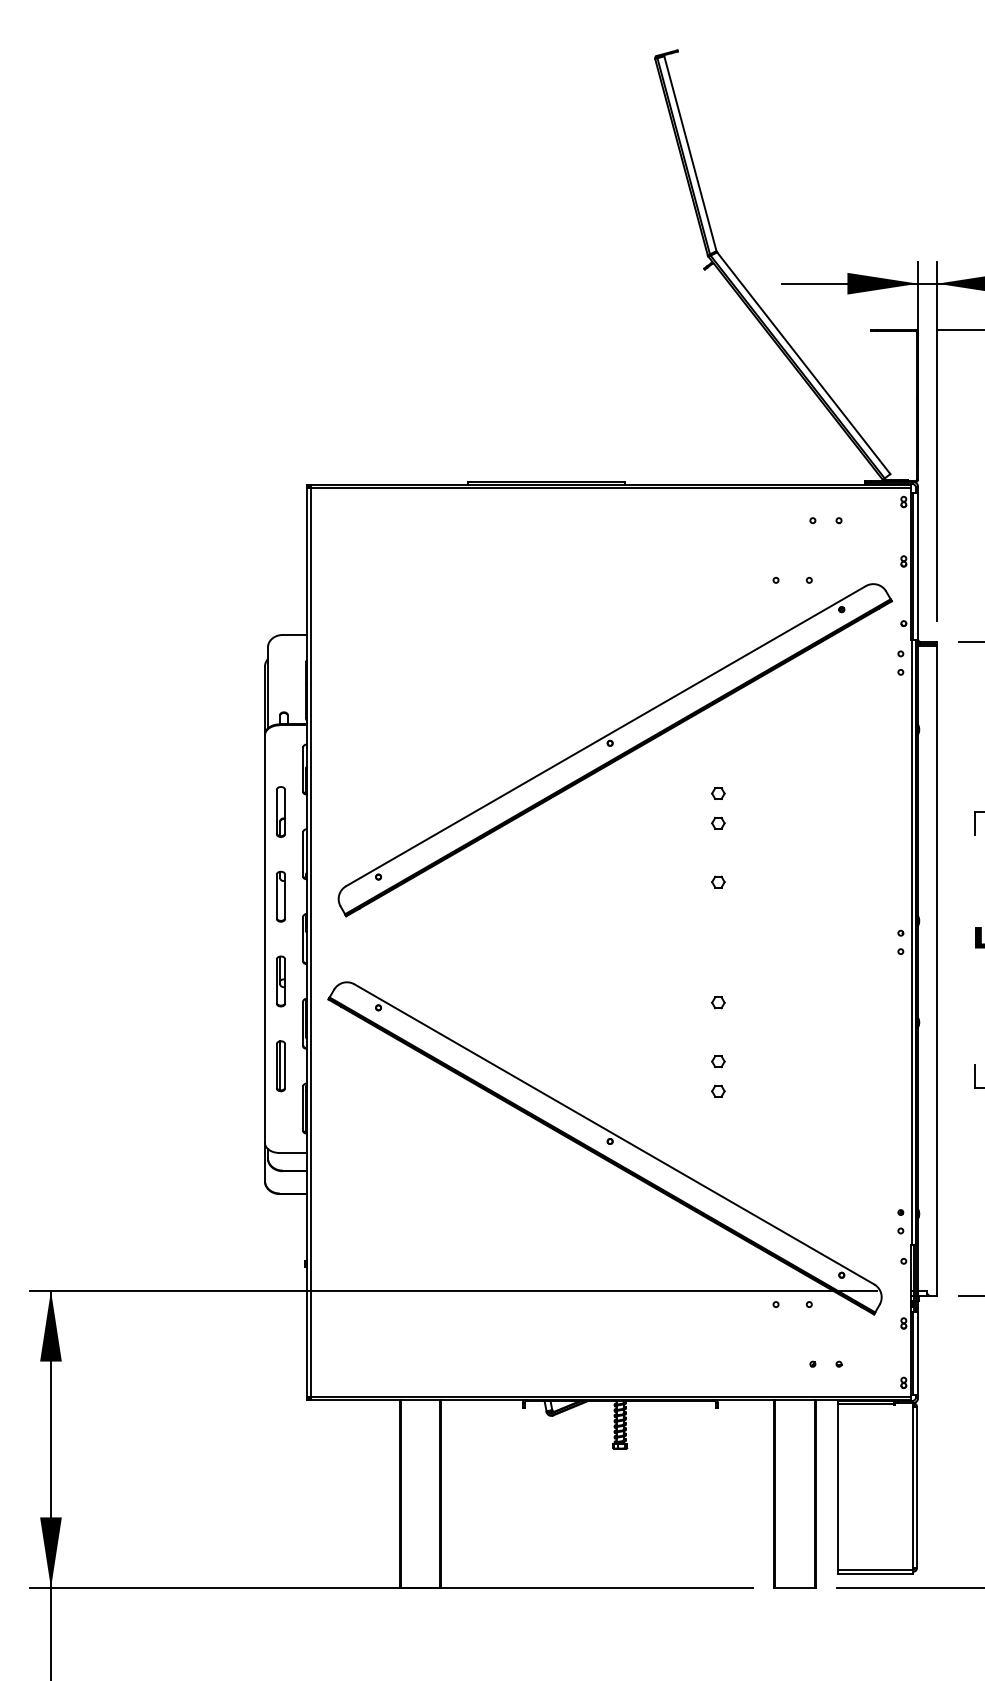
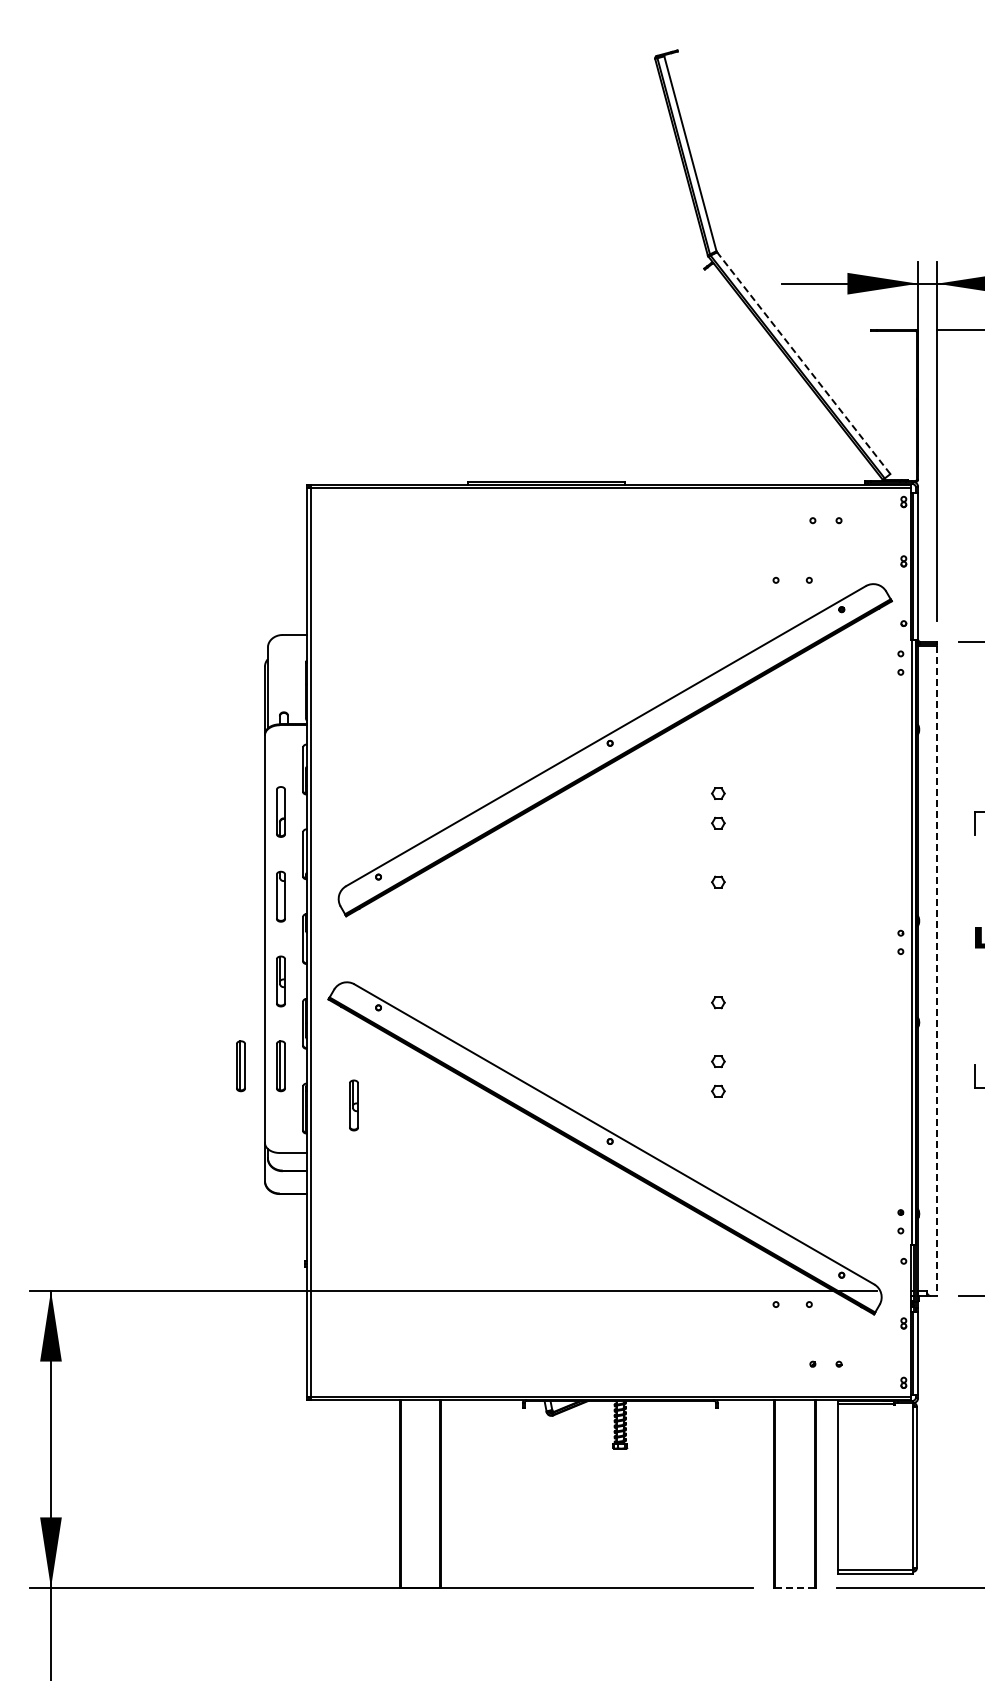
line: solid -> dashed (803, 363)
line: solid -> dashed (937, 970)
part: none -> present (240, 1066)
part: none -> present (353, 1105)
line: solid -> dashed (795, 1588)
